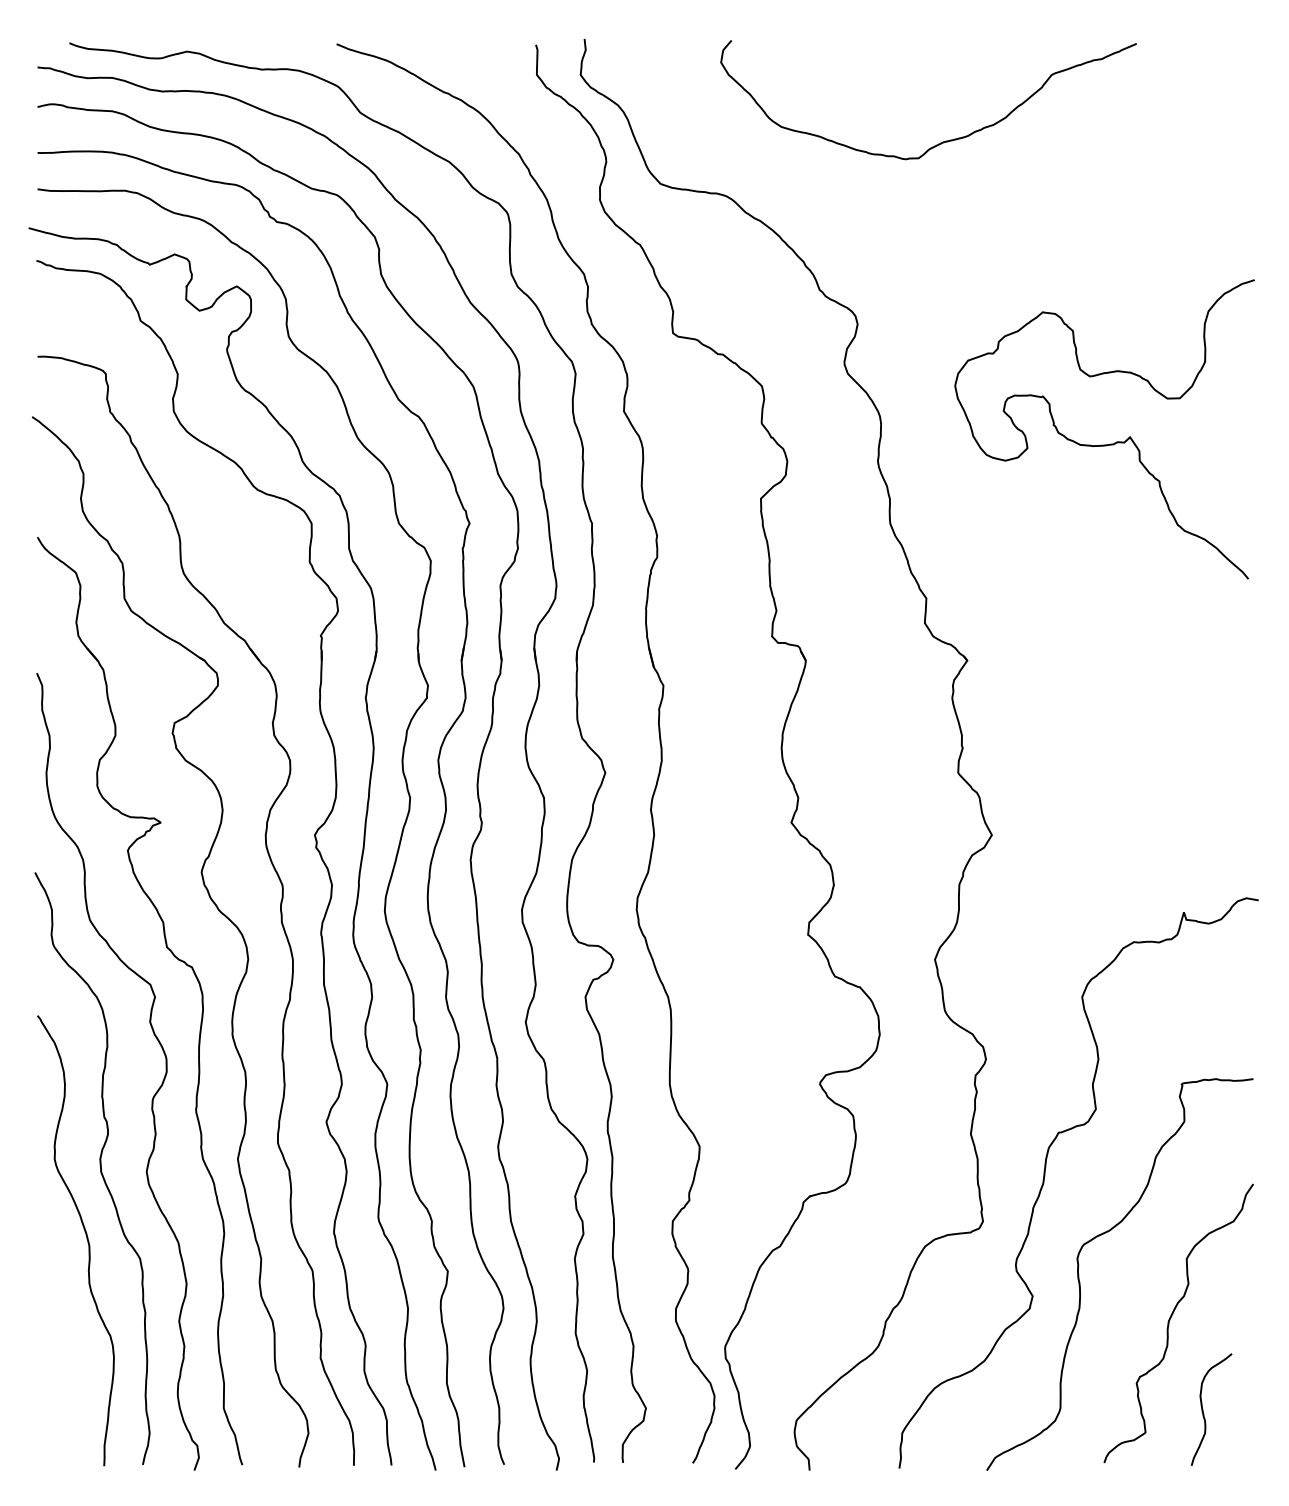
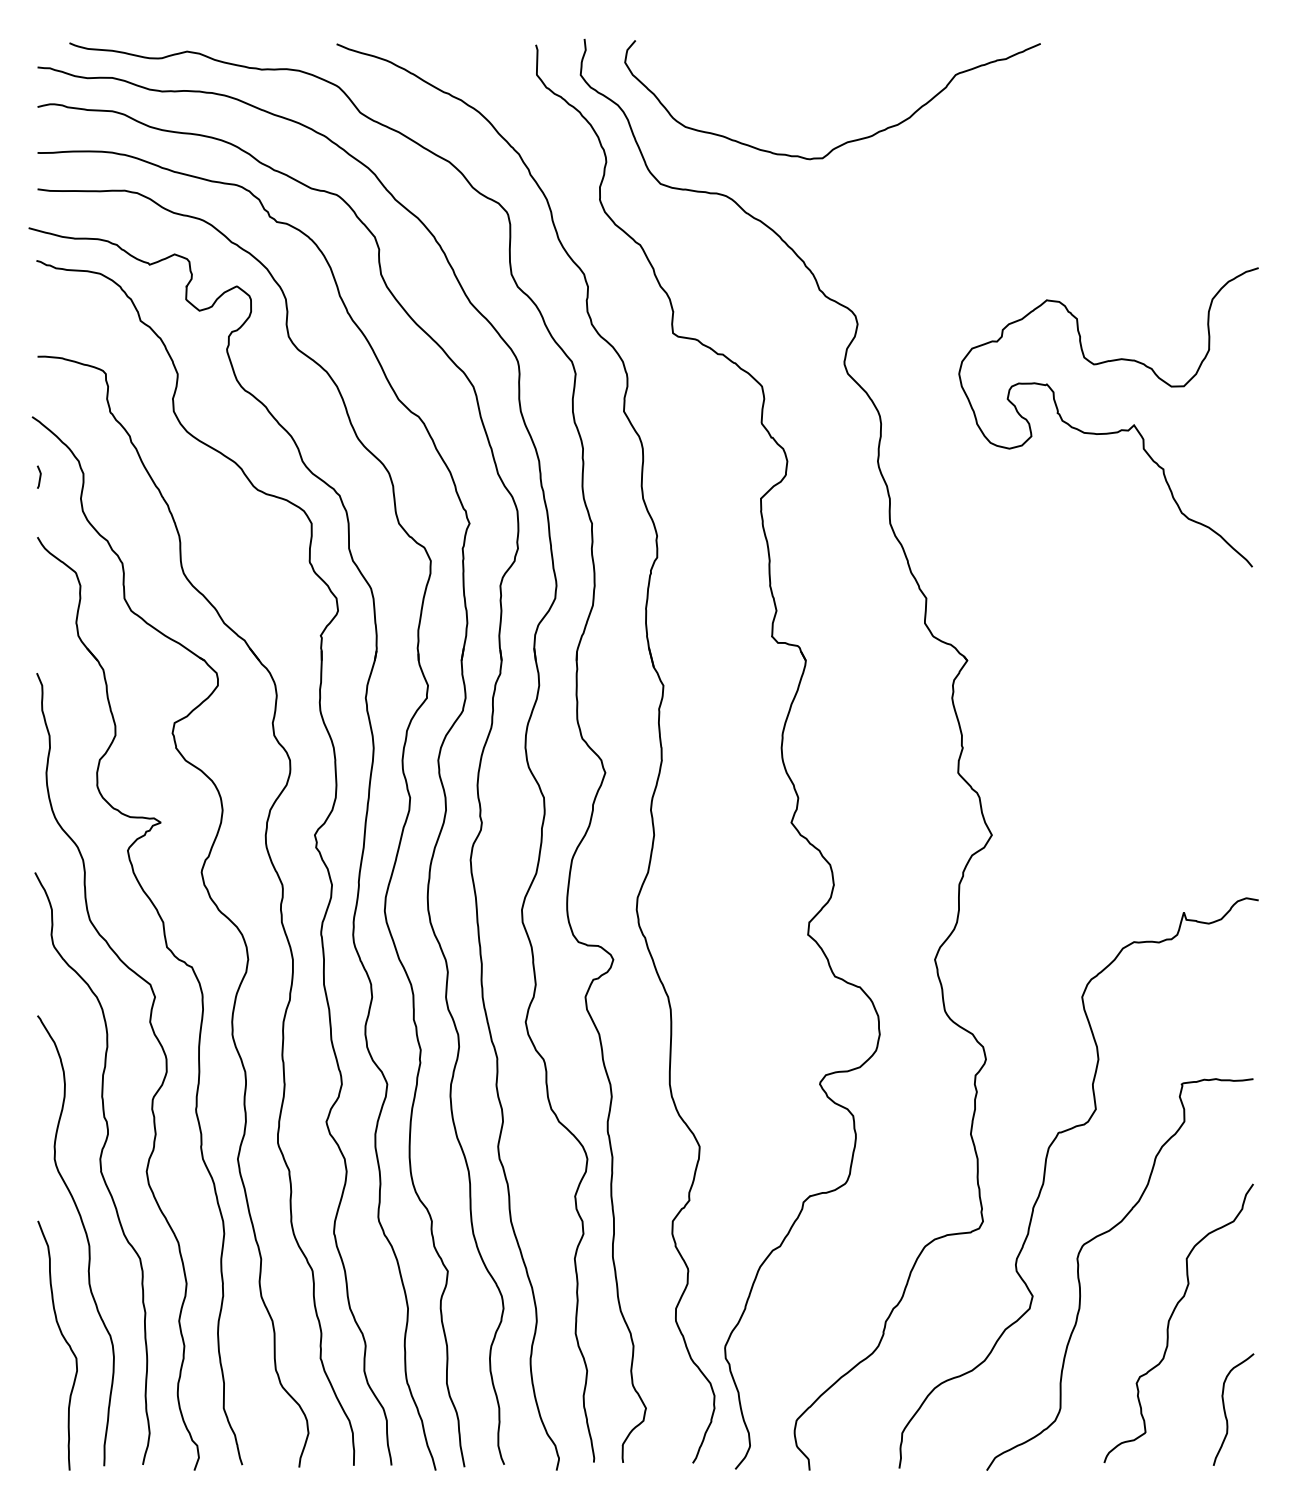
curve position: (942, 141) -> (846, 141) (846, 141)
curve position: (1104, 444) -> (1108, 432) (1108, 432)
line: none -> present (39, 476)
curve: none -> present (65, 1342)
curve position: (1203, 1409) -> (1225, 1409) (1225, 1409)
